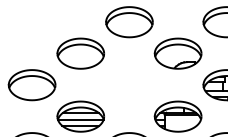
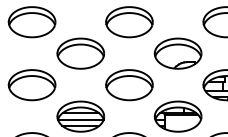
part: none -> present (31, 22)
part: none -> present (129, 85)
